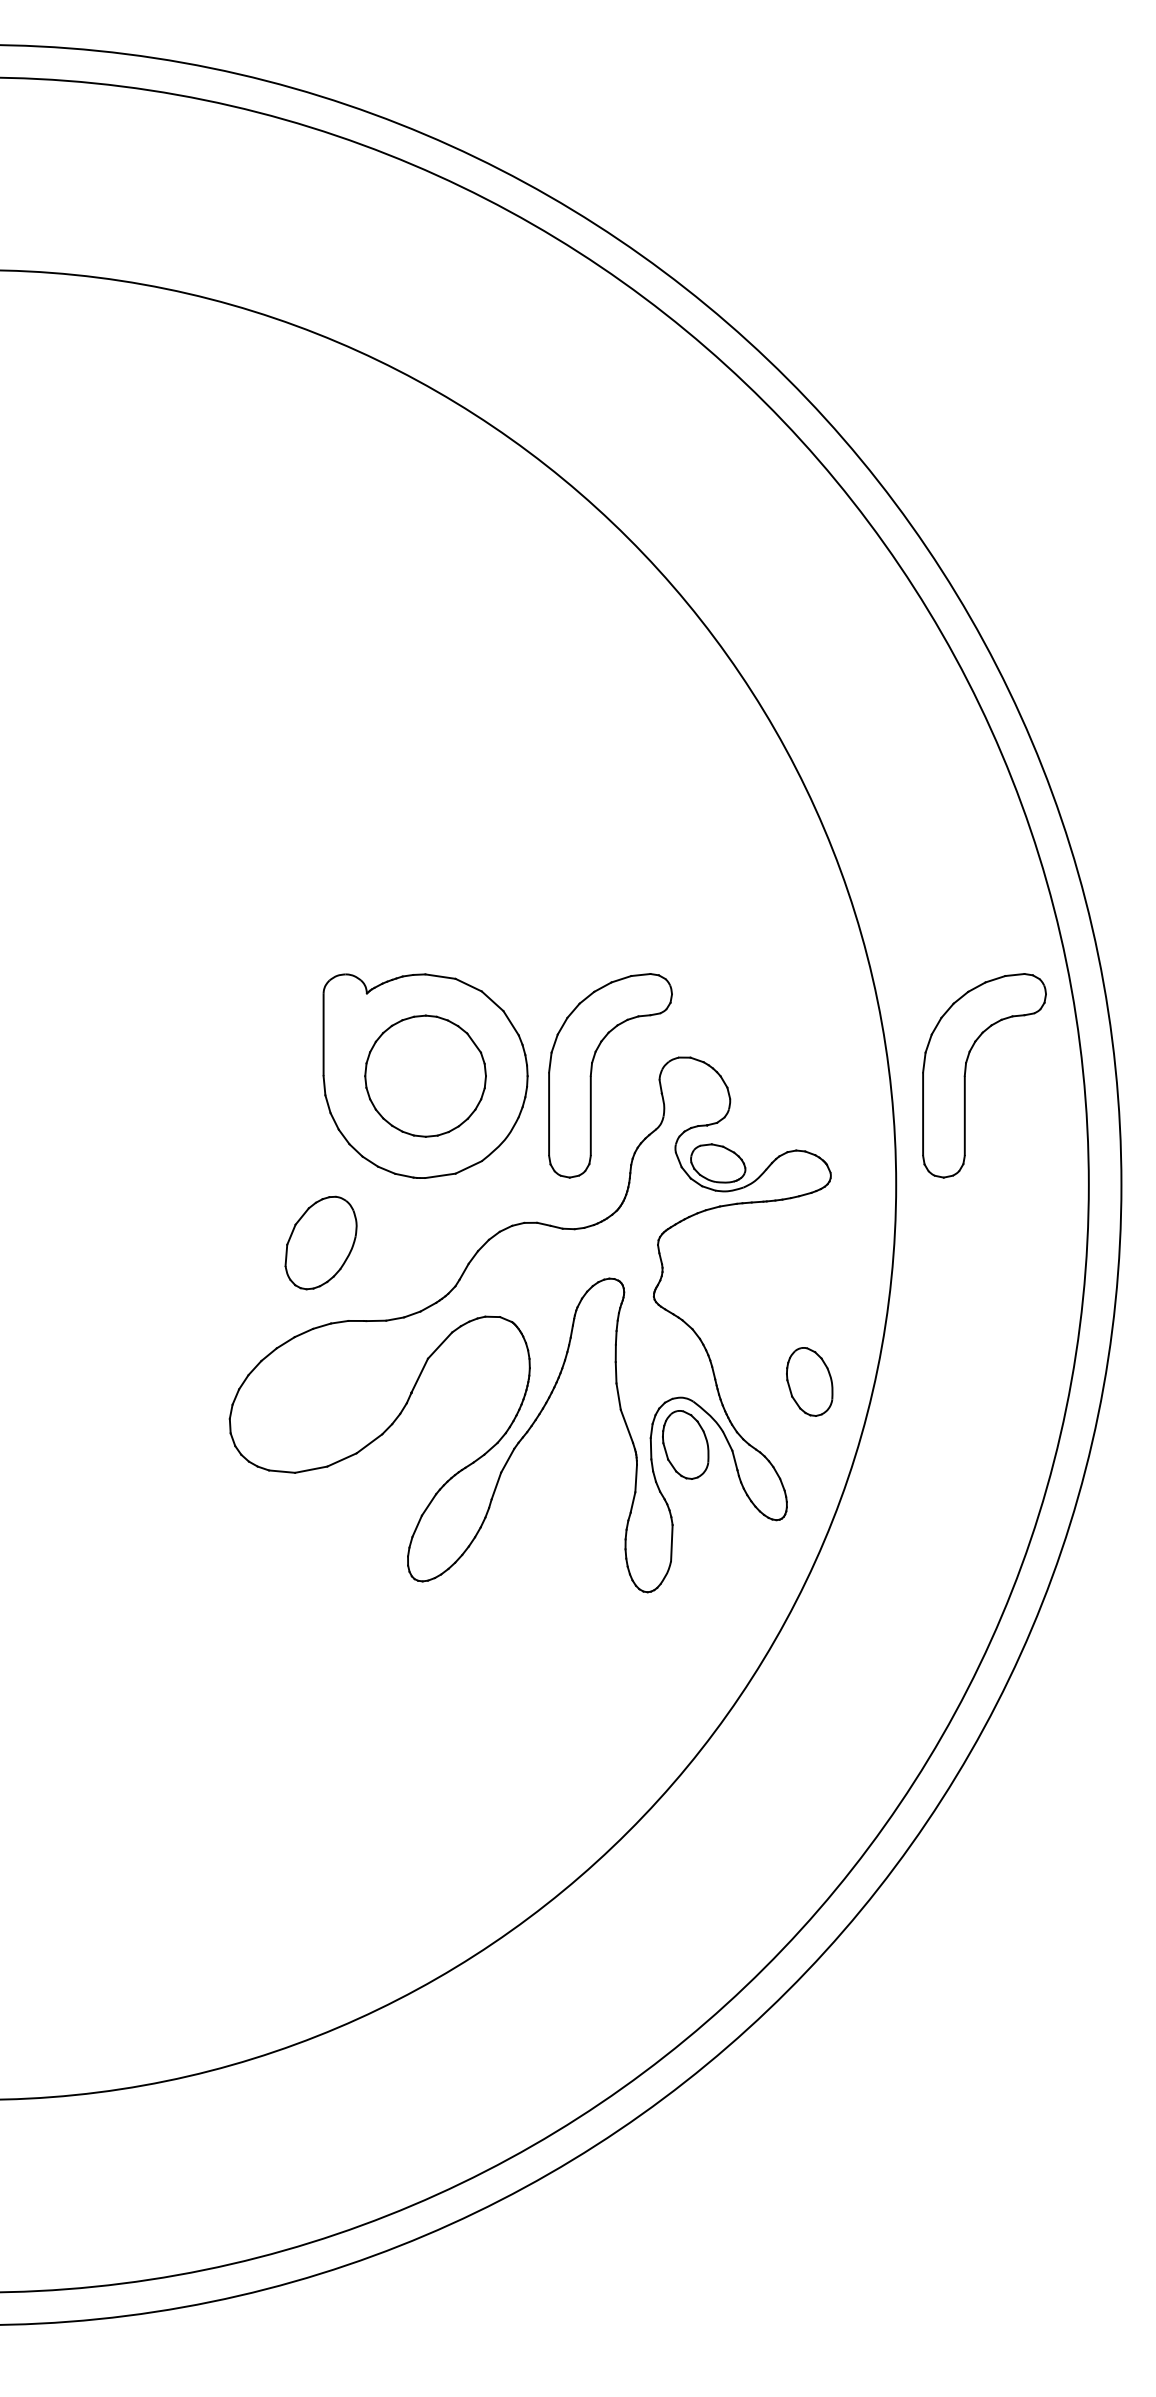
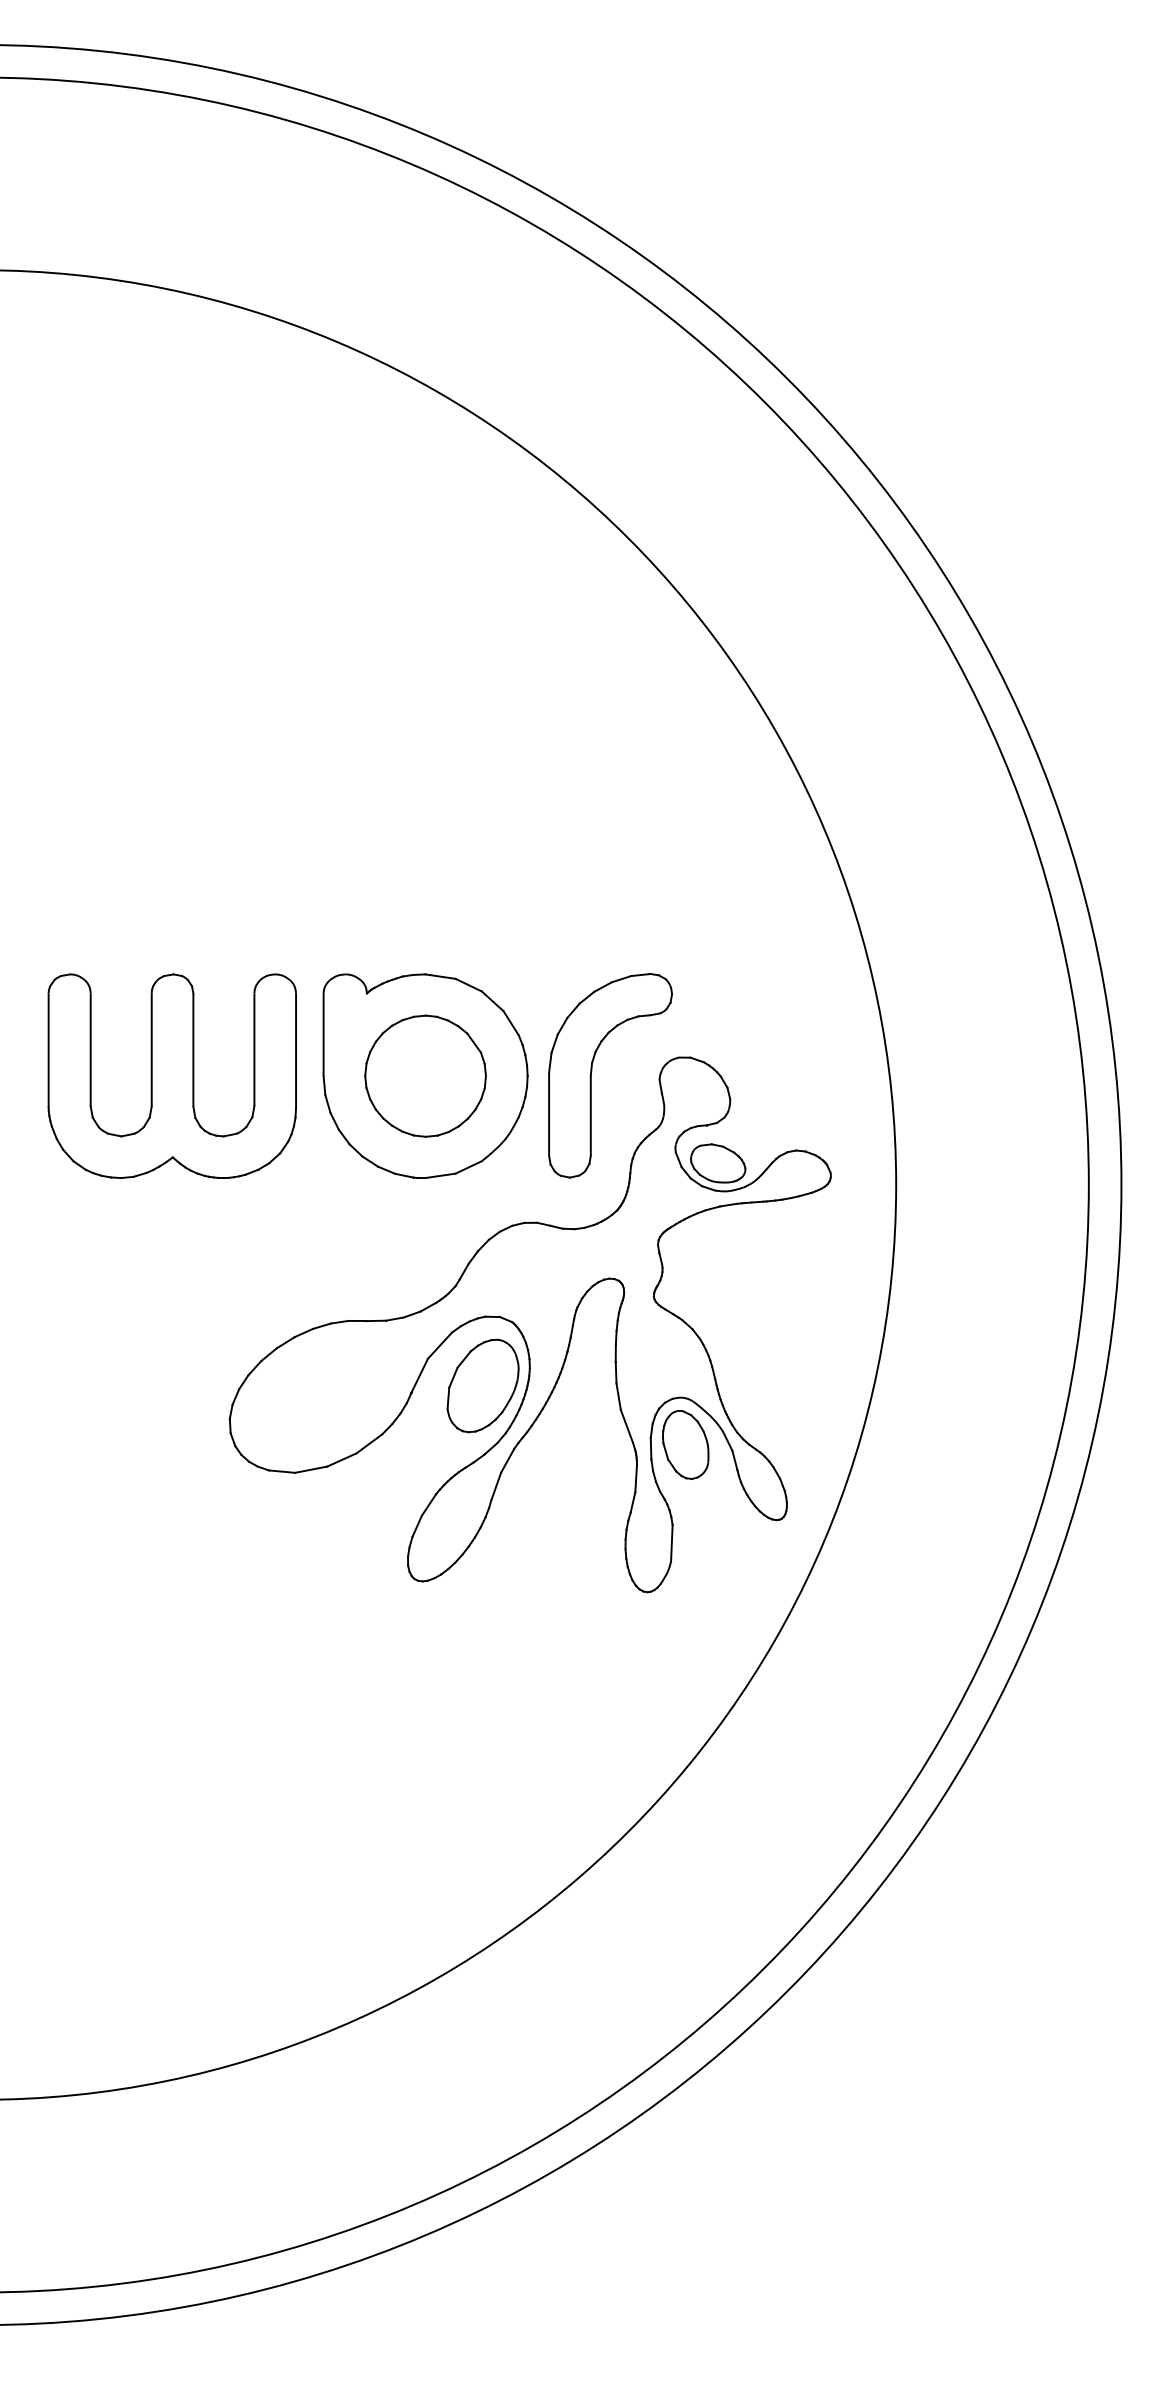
part: present -> none (966, 1071)
part: none -> present (171, 1075)
part position: (320, 1242) -> (482, 1385) (482, 1385)
part: present -> none (809, 1381)
